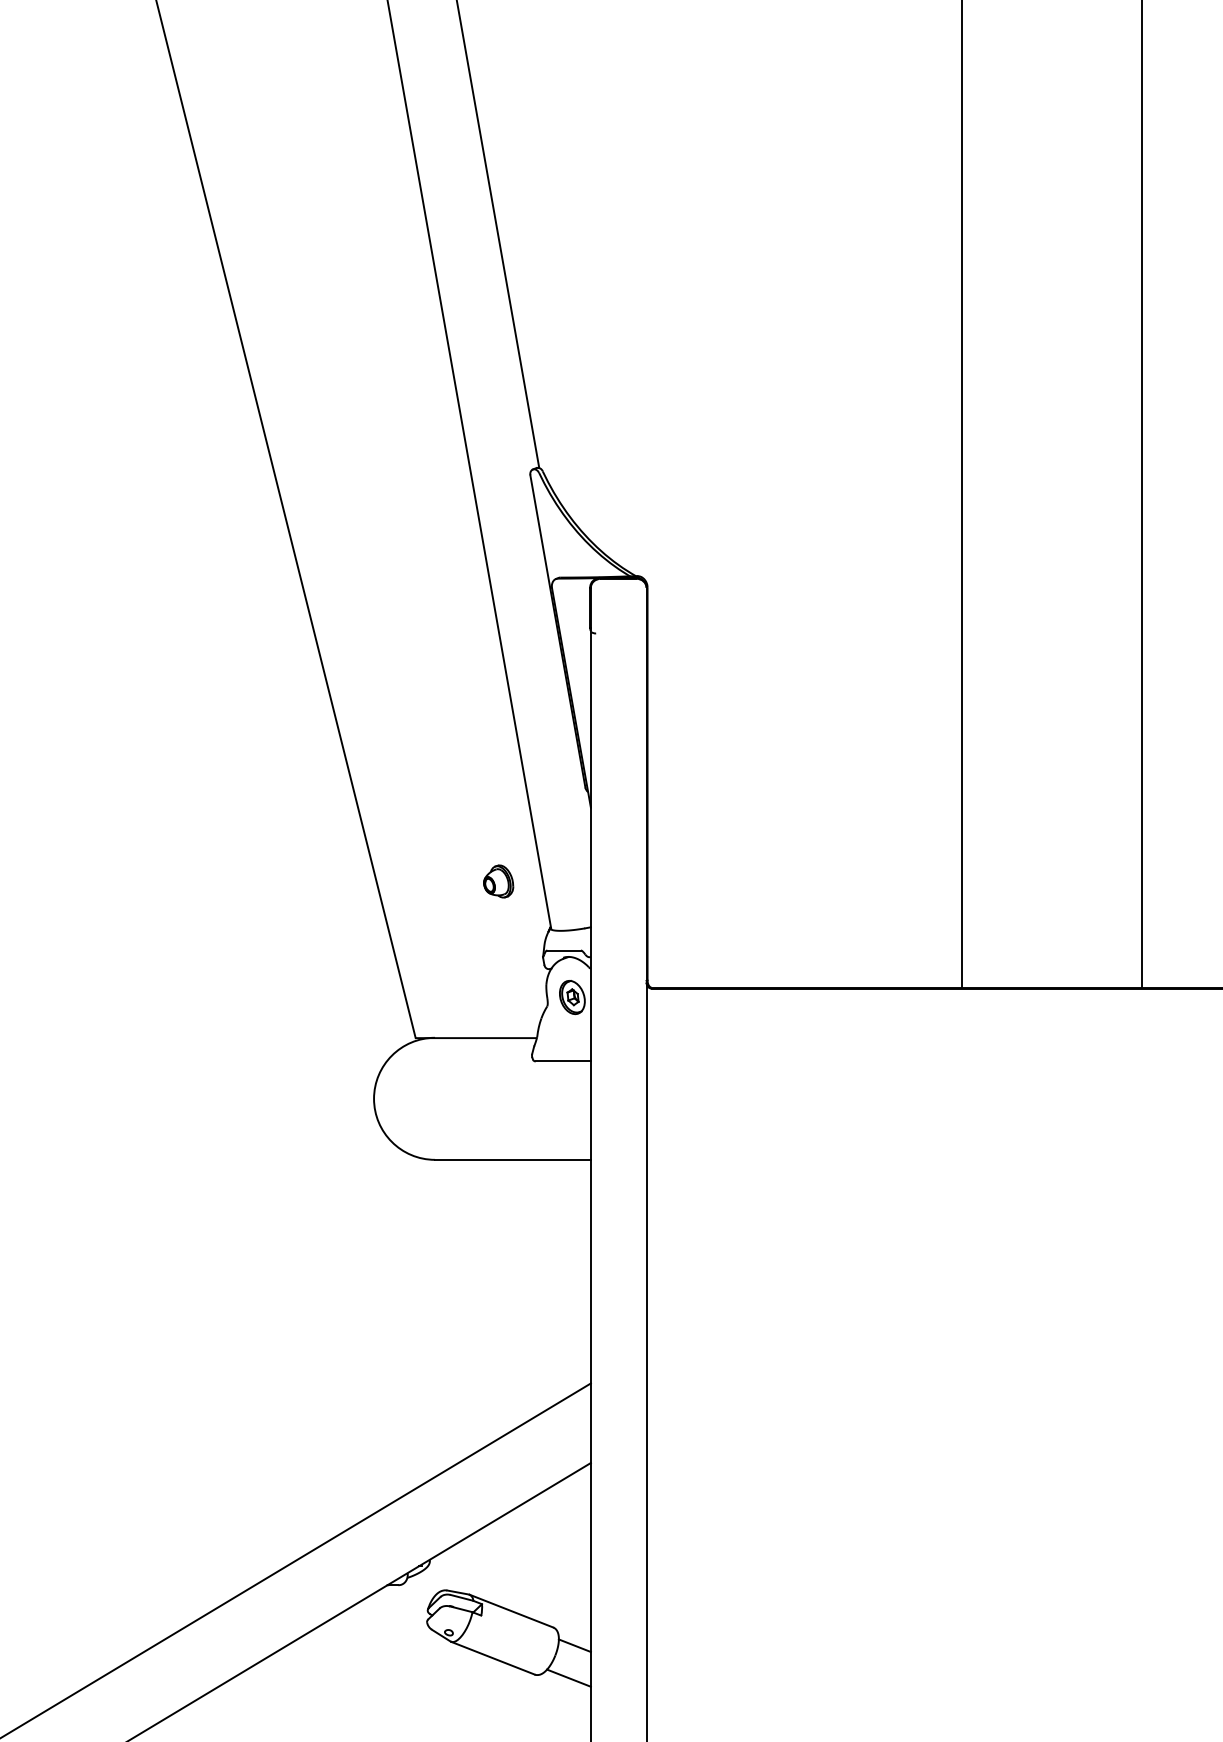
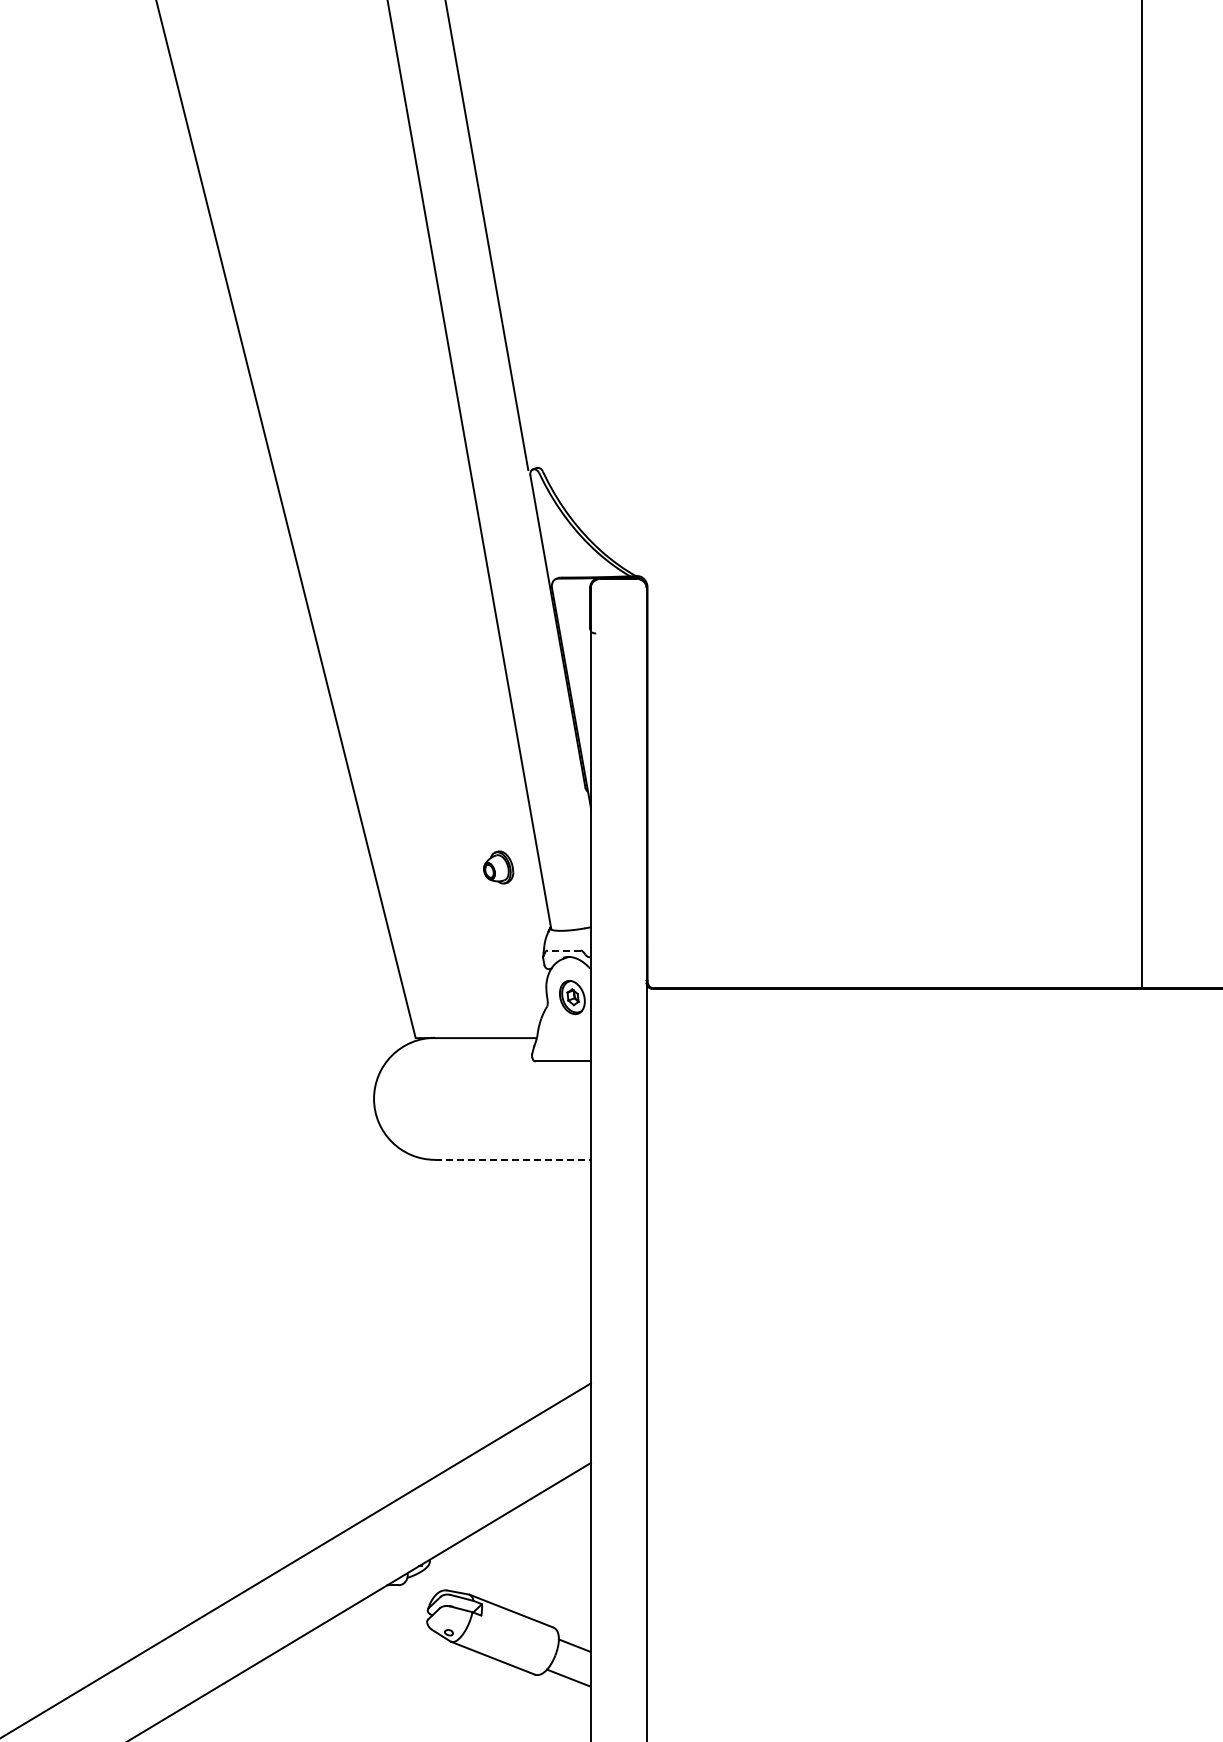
line position: (498, 235) -> (486, 236) (486, 236)
line: present -> none (962, 494)
part position: (498, 881) -> (498, 867) (498, 867)
line: solid -> dashed (564, 950)
line: solid -> dashed (512, 1159)
